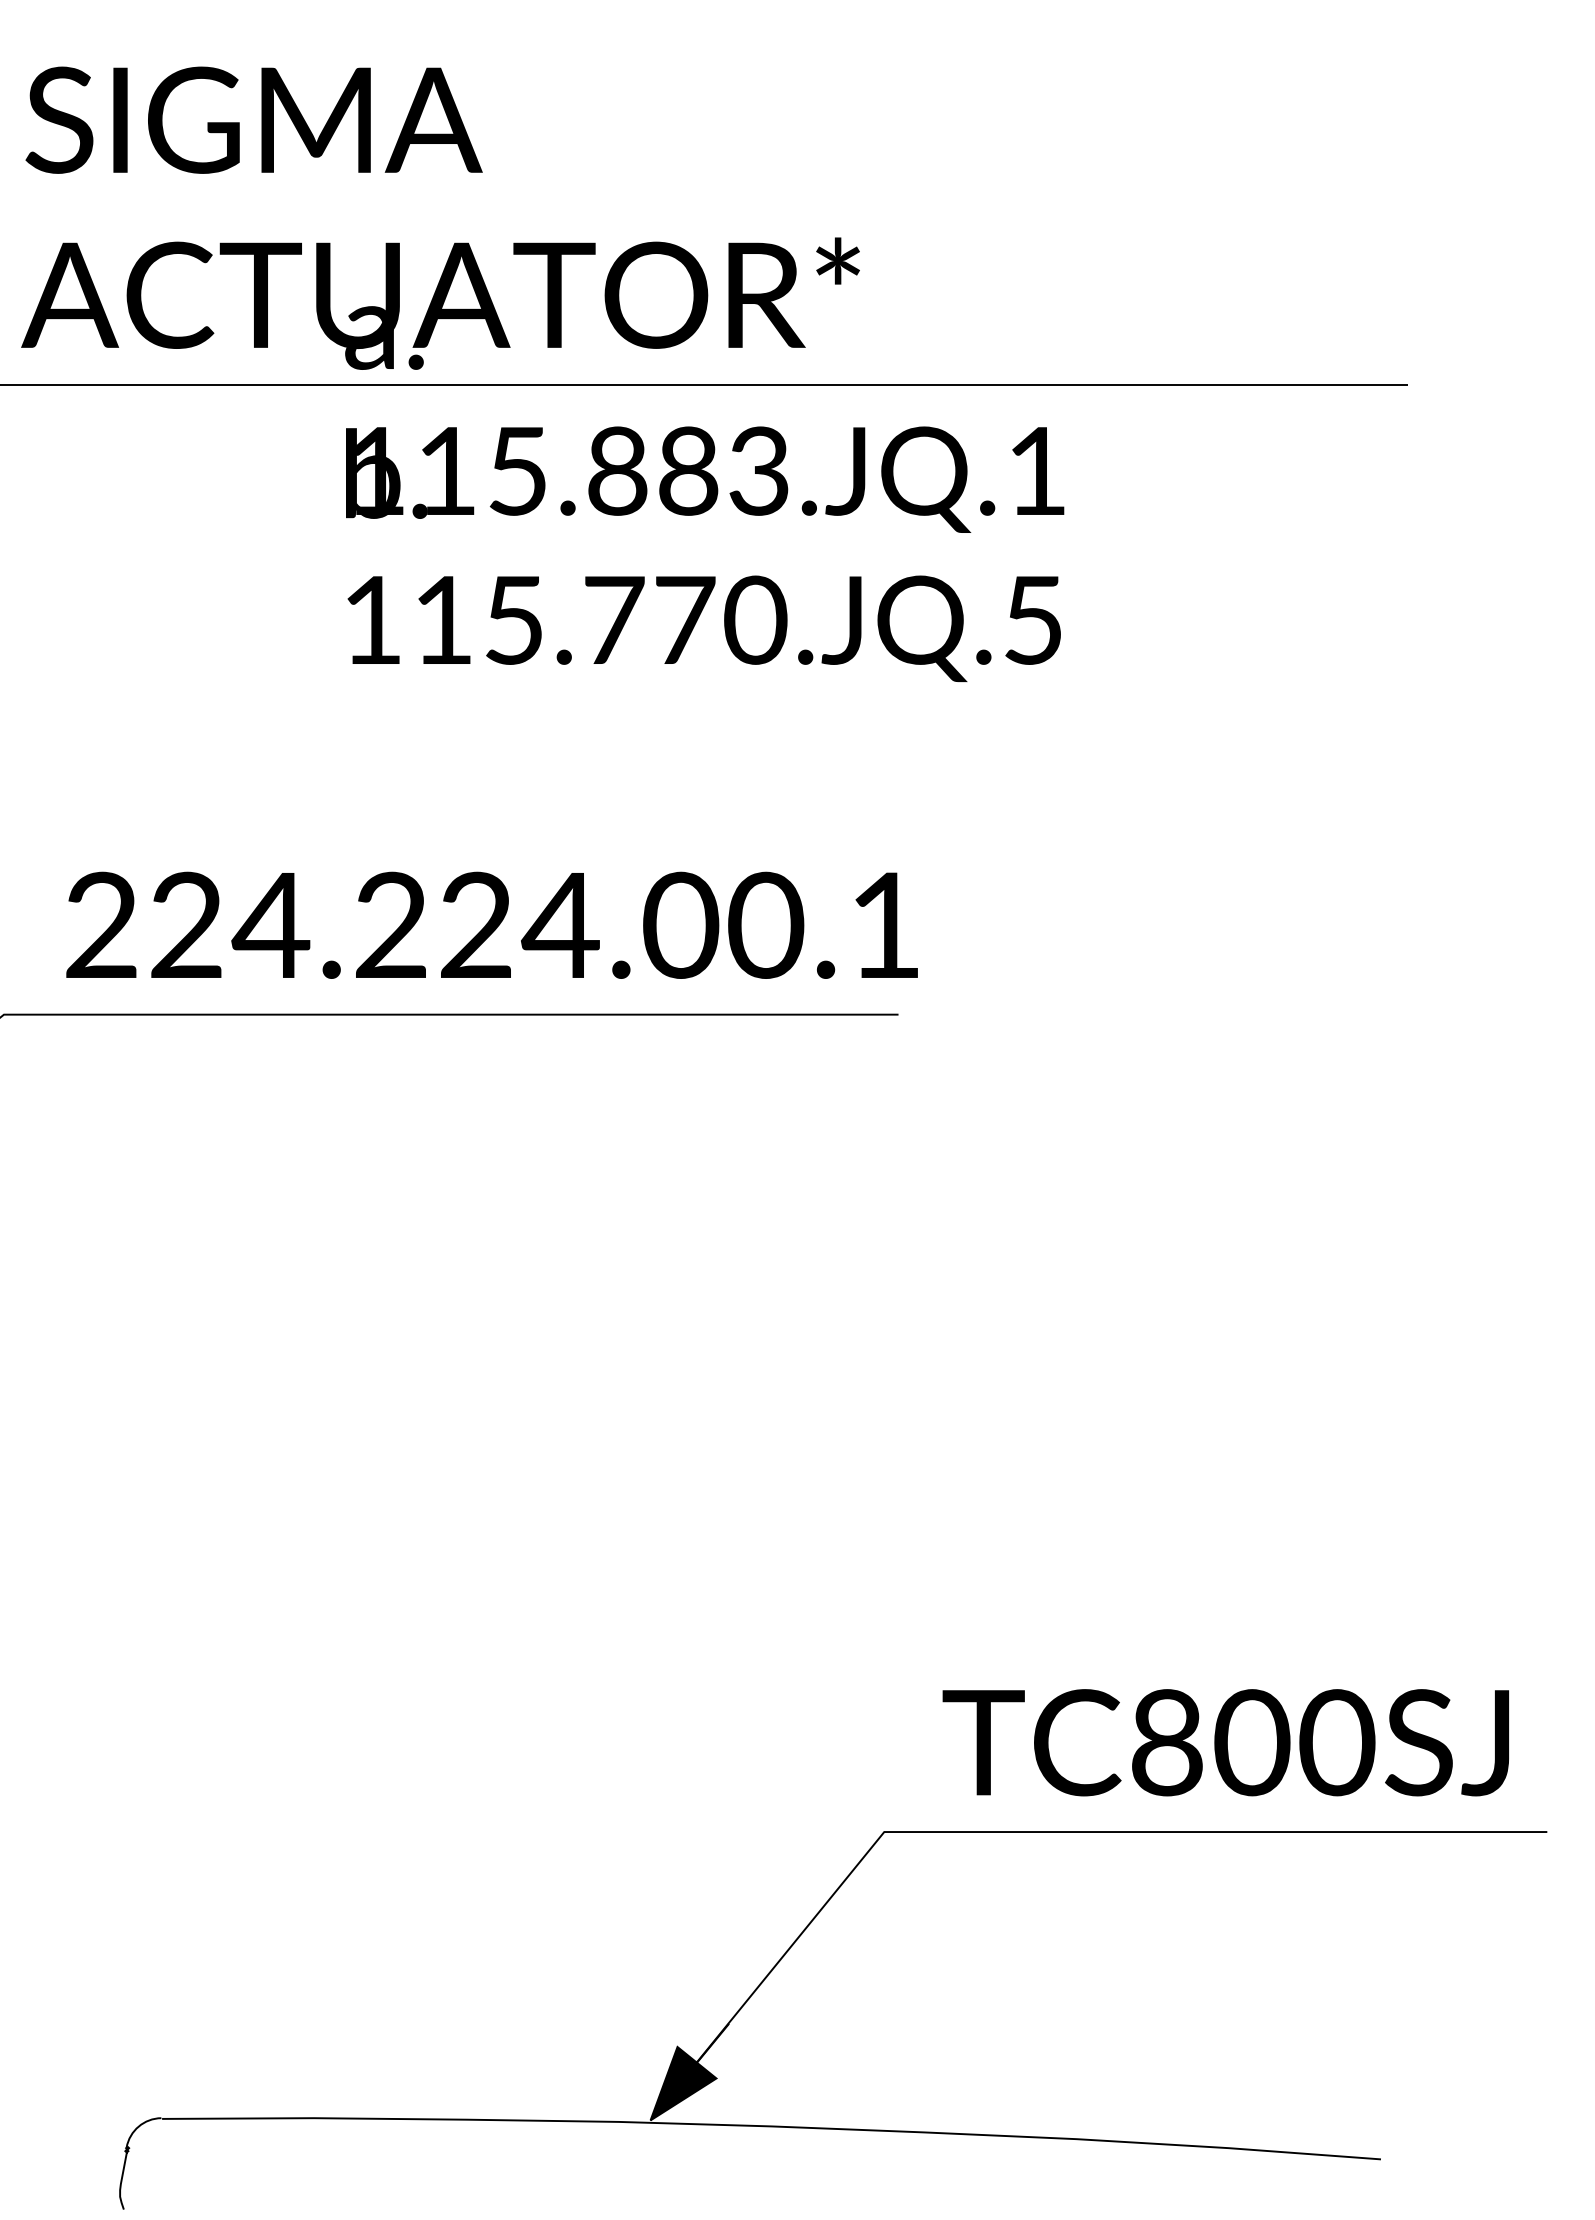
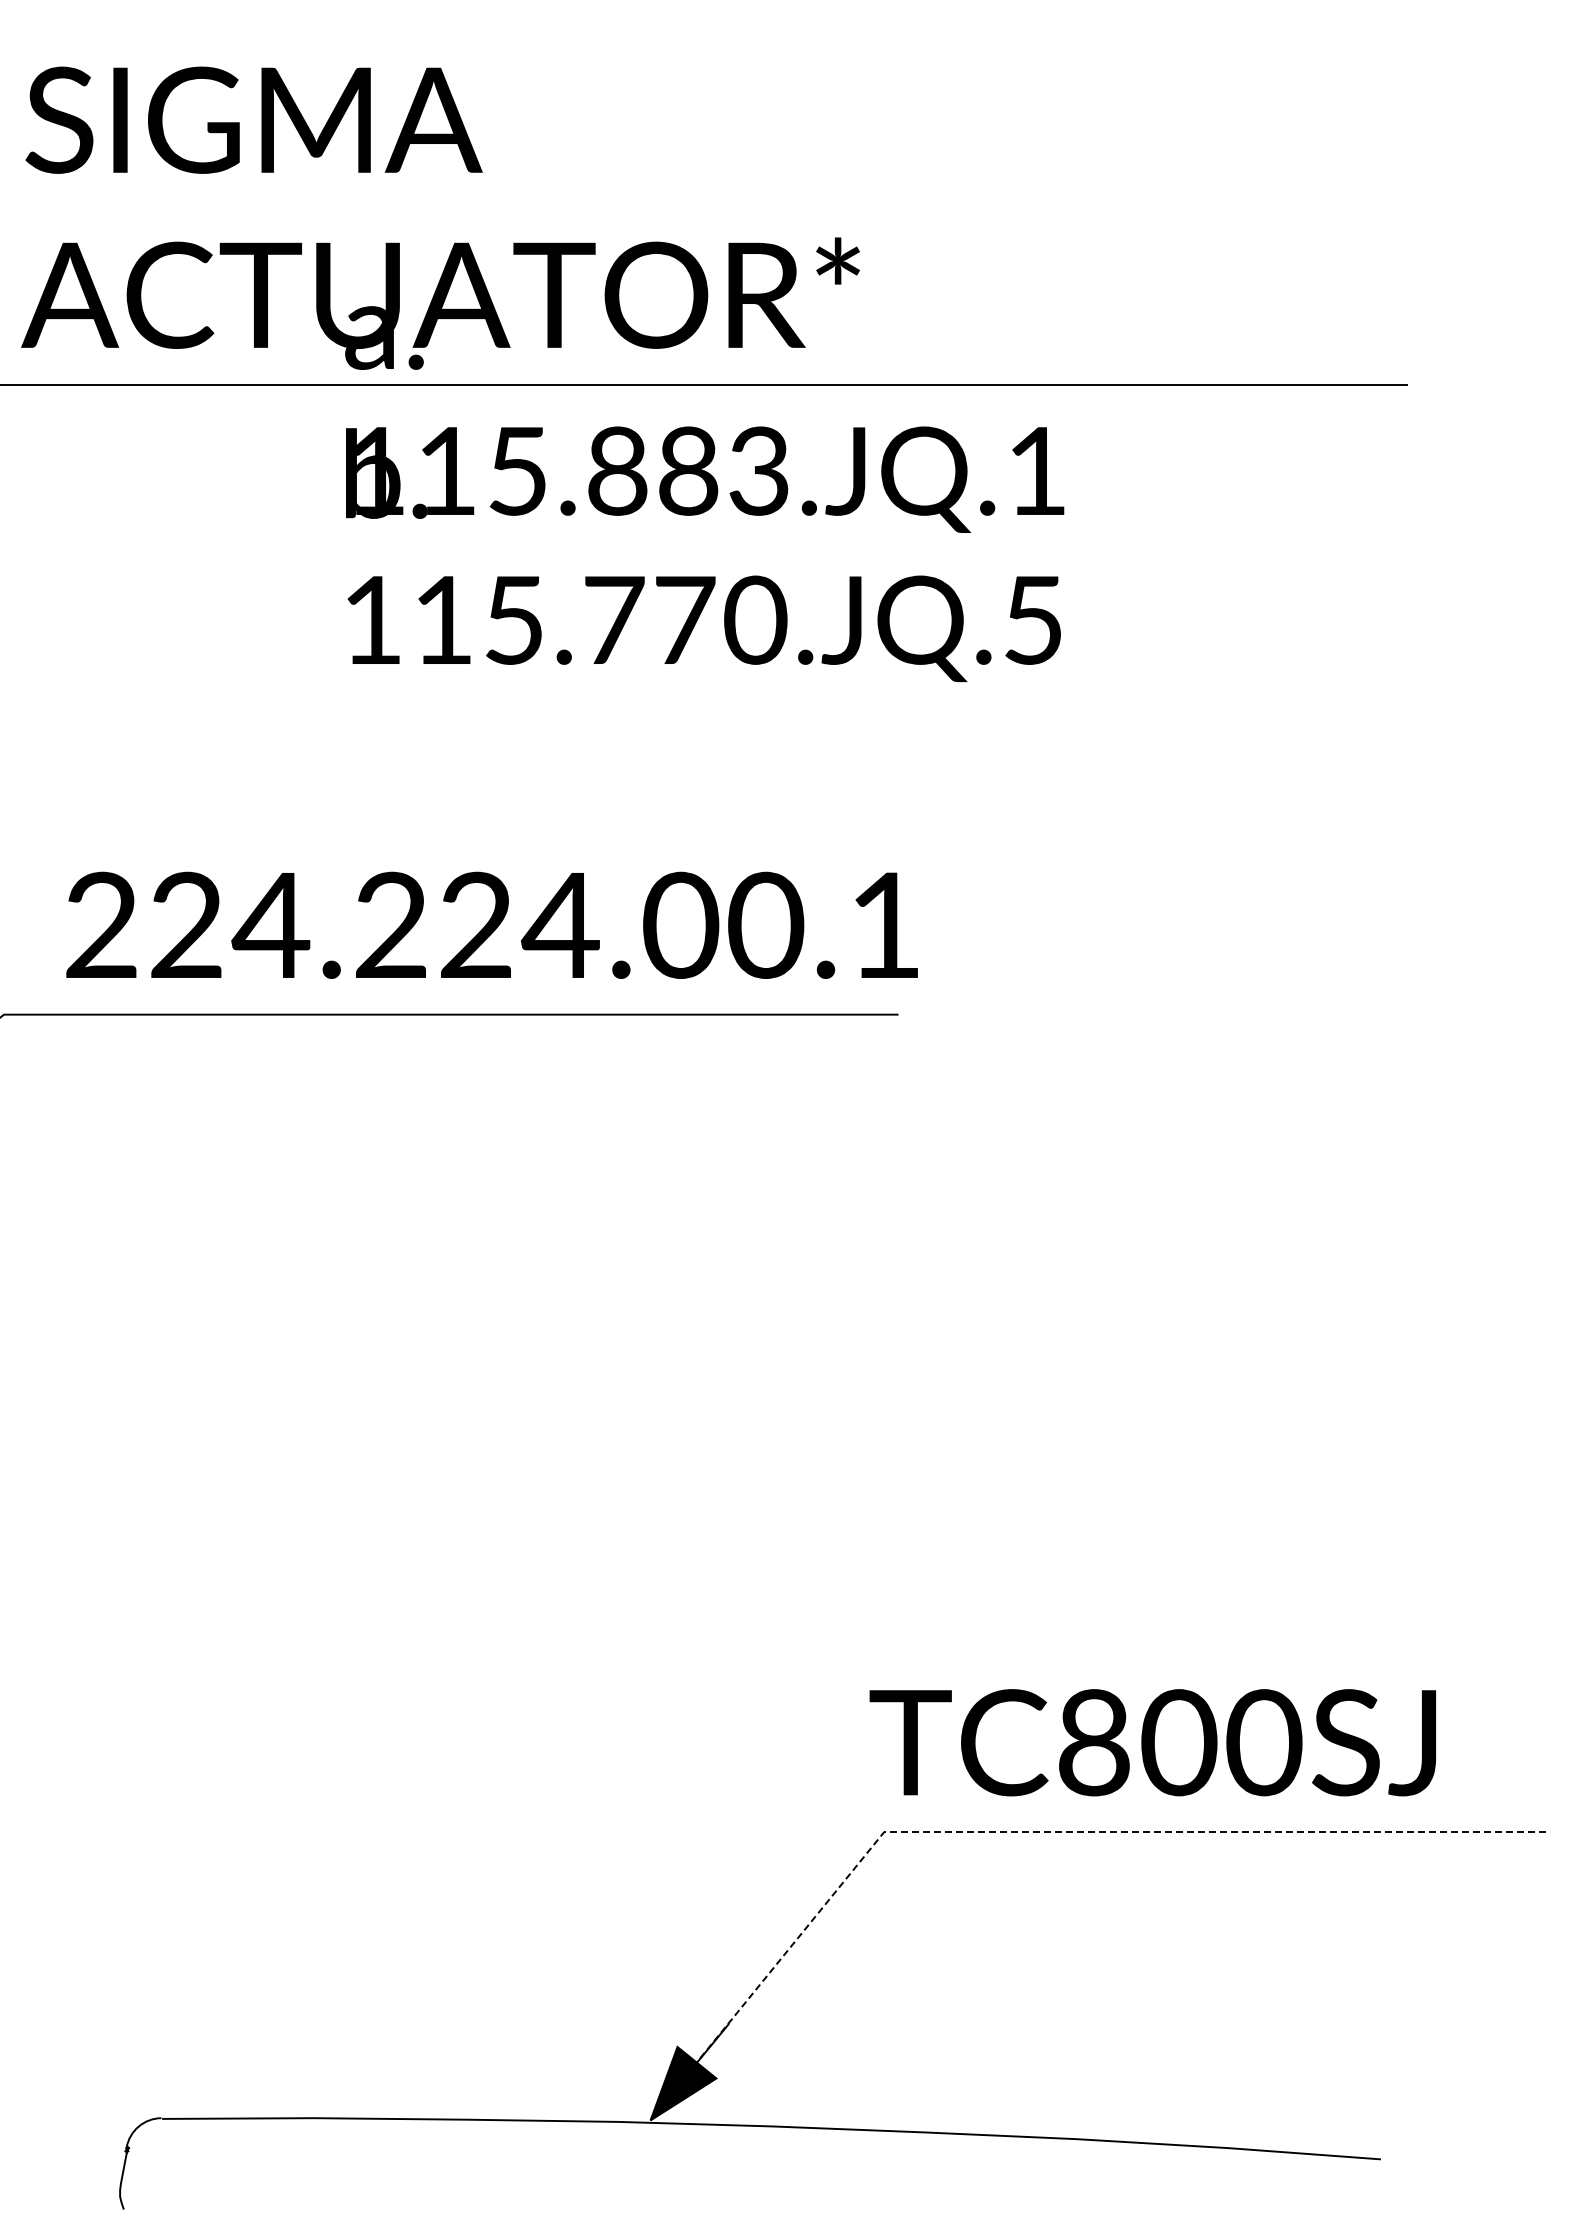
text position: (1225, 1742) -> (1152, 1742) (1152, 1742)
line: solid -> dashed (1042, 1832)
